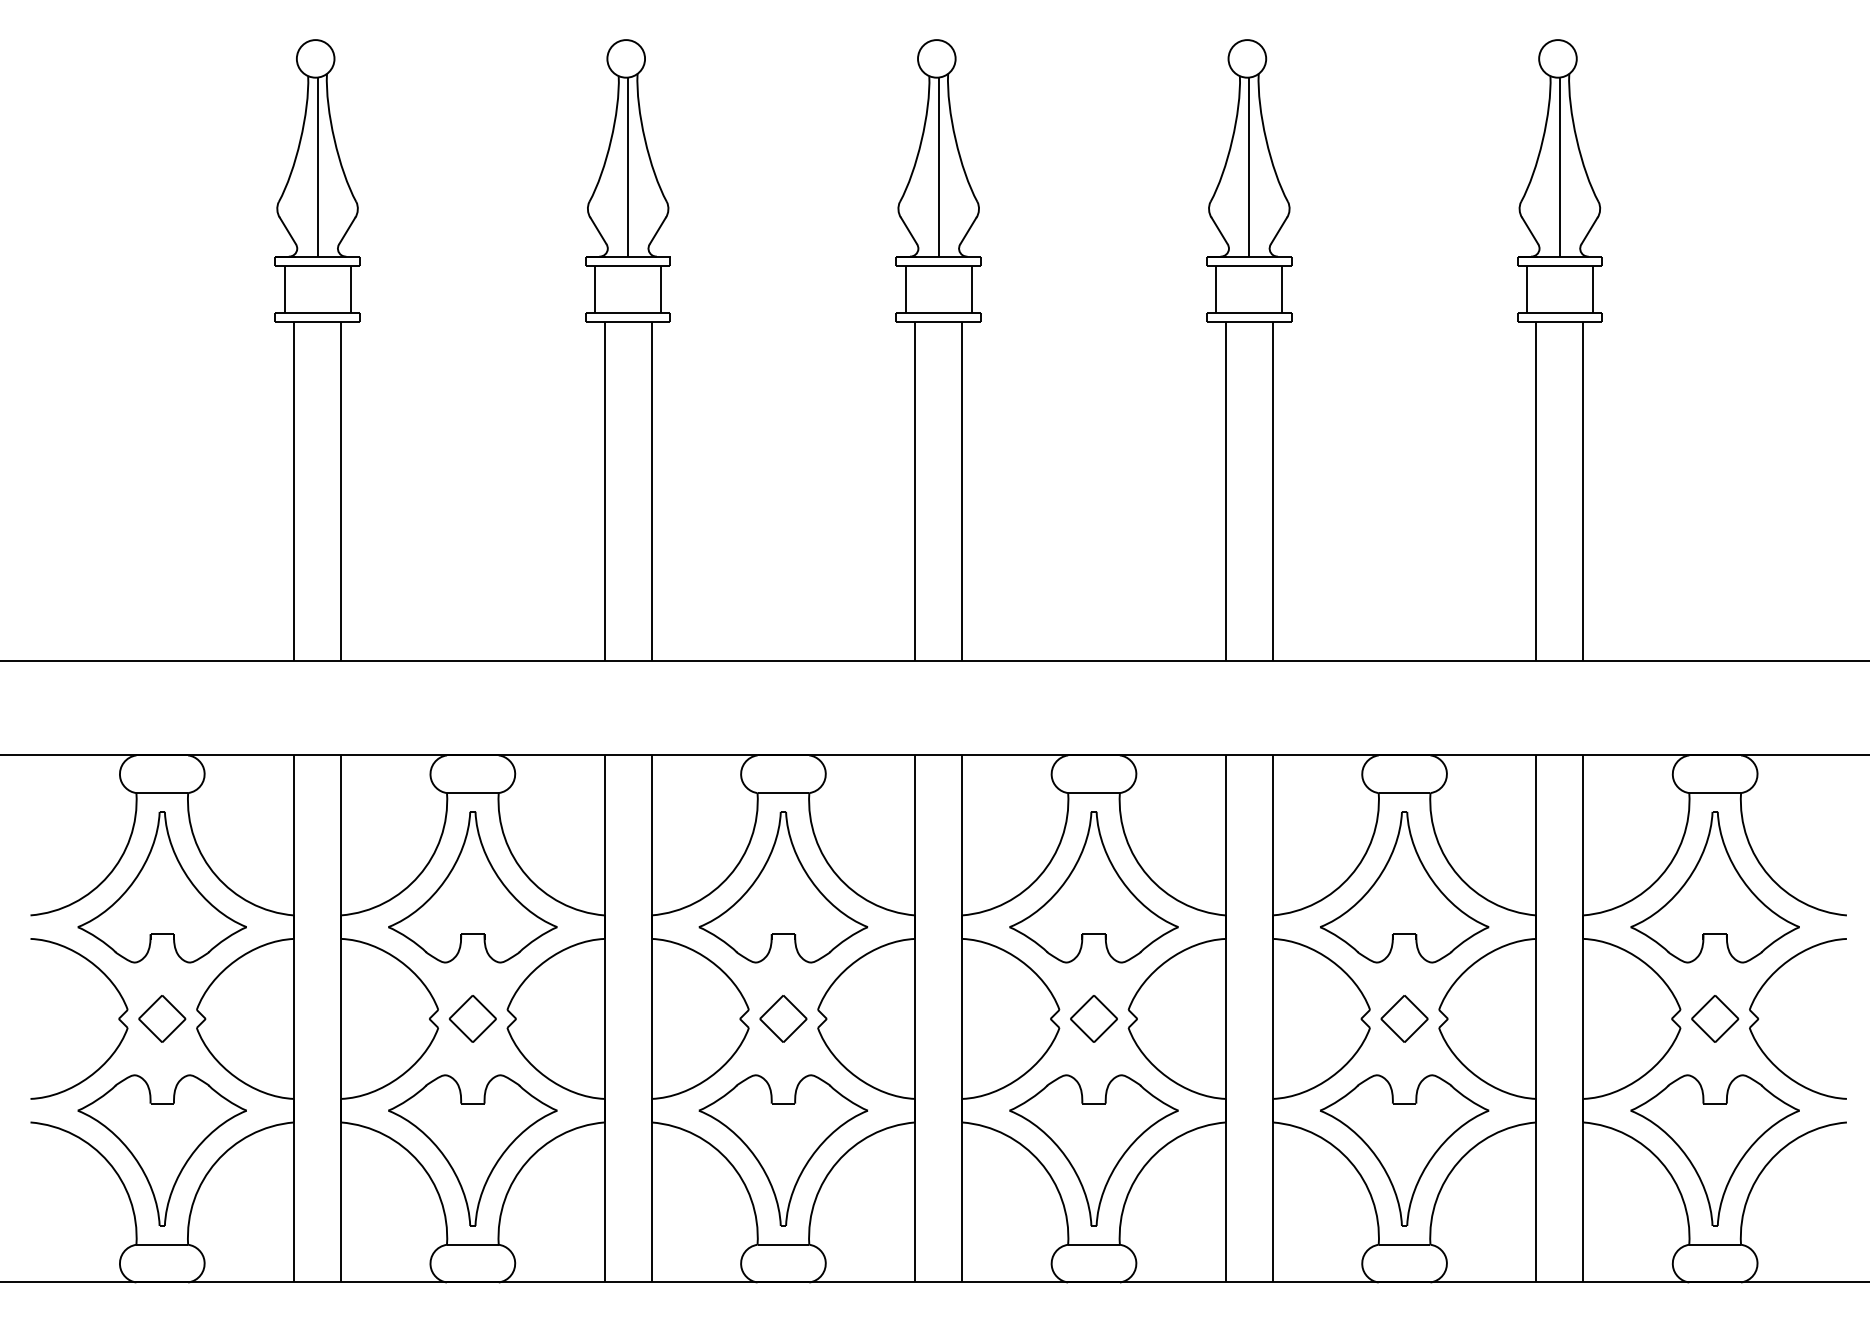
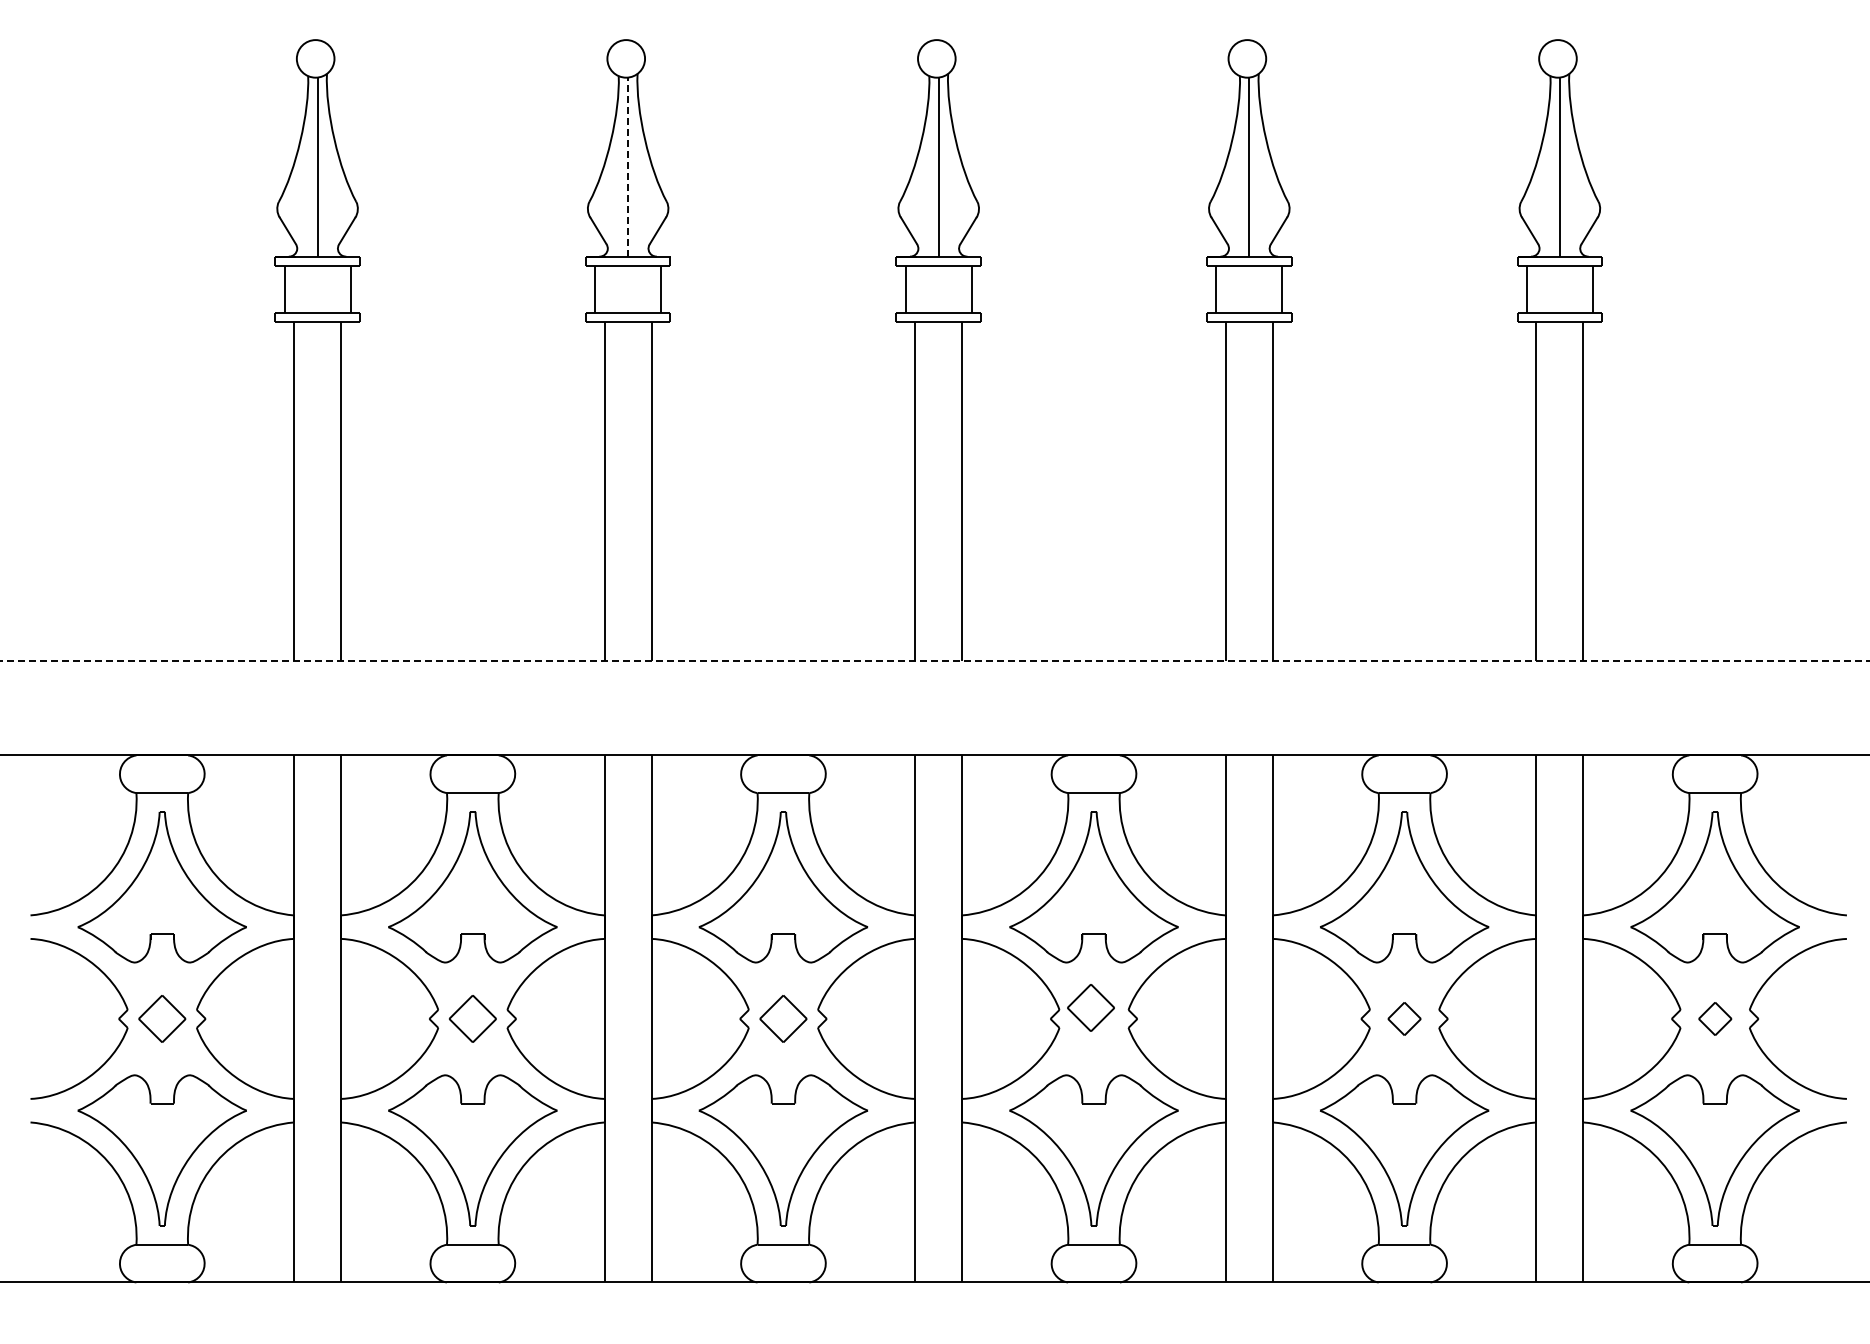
line: solid -> dashed (628, 167)
line: solid -> dashed (935, 661)
part position: (1093, 1018) -> (1090, 1007) (1090, 1007)
part size: 49x48 px -> 35x34 px (1404, 1018)
part size: 49x48 px -> 35x34 px (1715, 1018)
